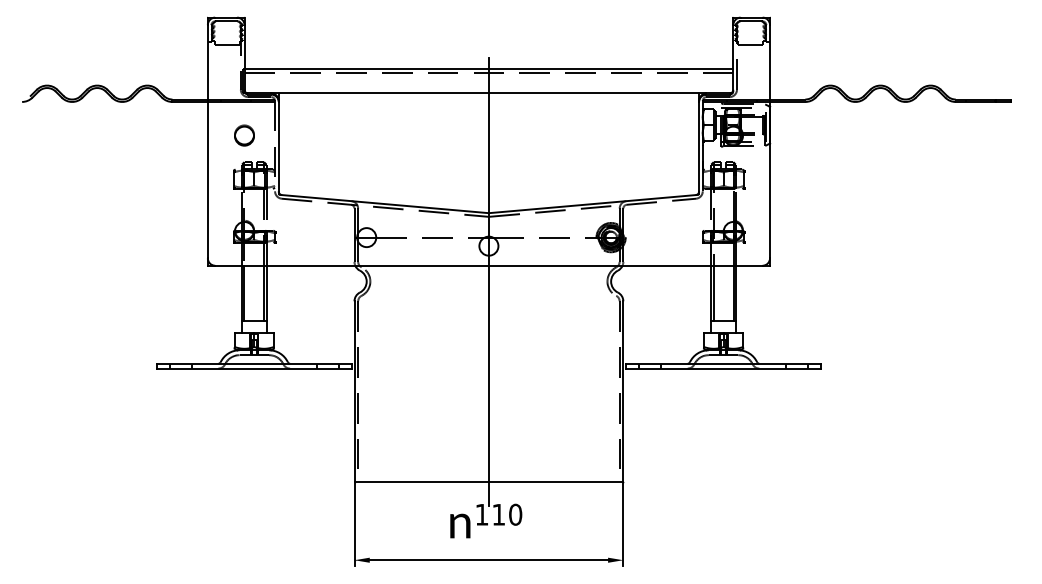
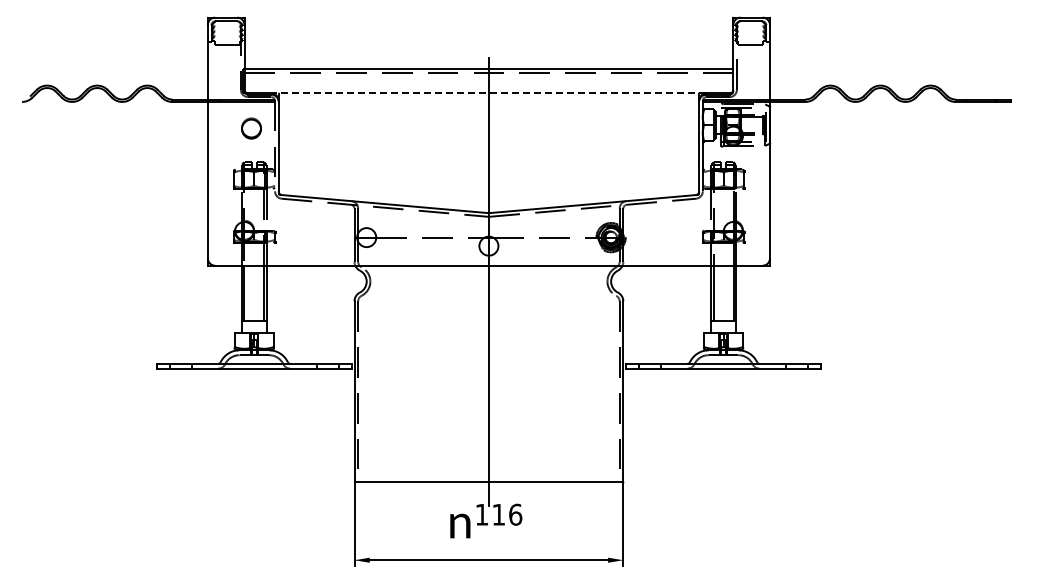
line: solid -> dashed (488, 93)
part position: (244, 135) -> (251, 128) (251, 128)
text: 110 -> 116 (515, 514)
